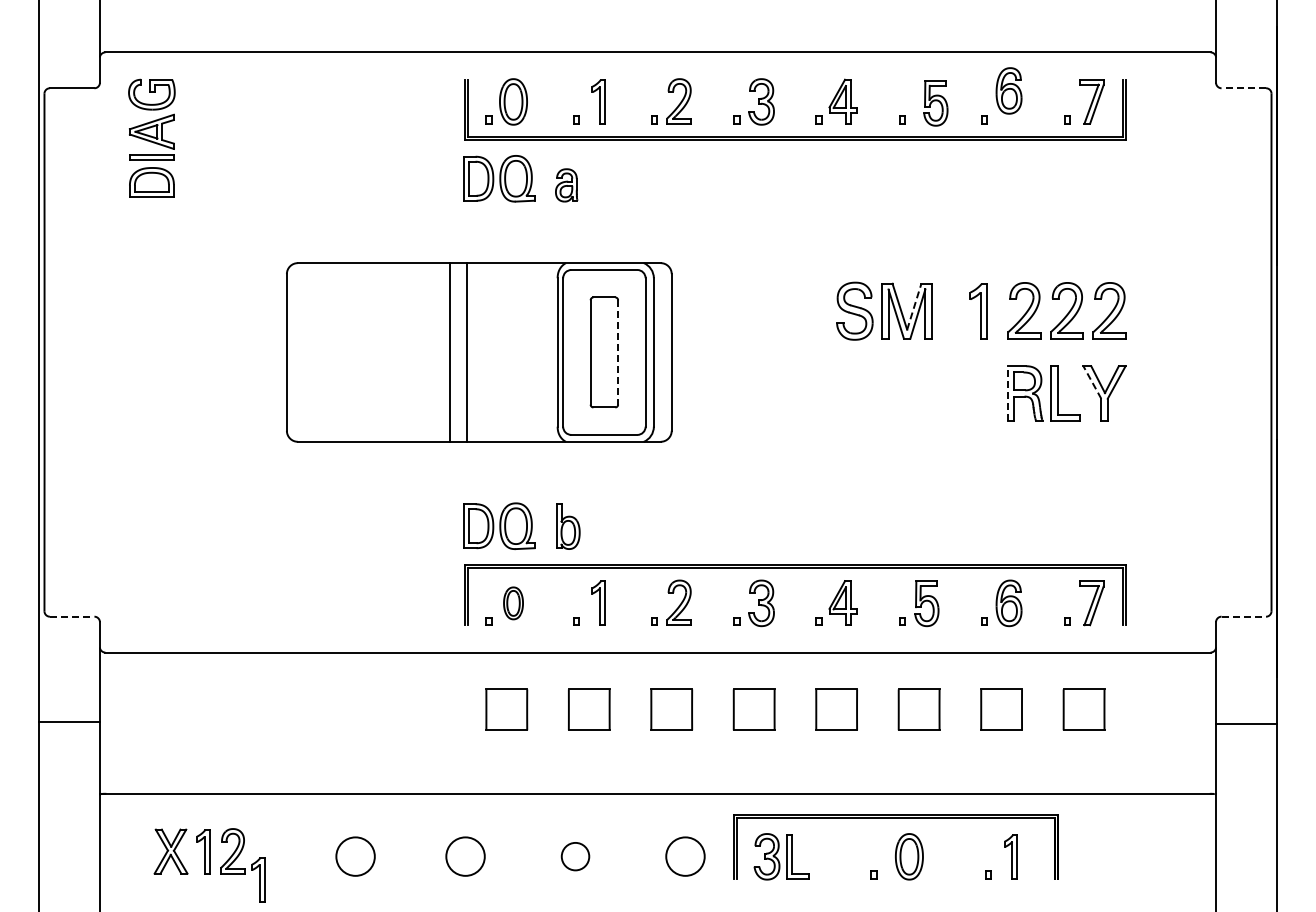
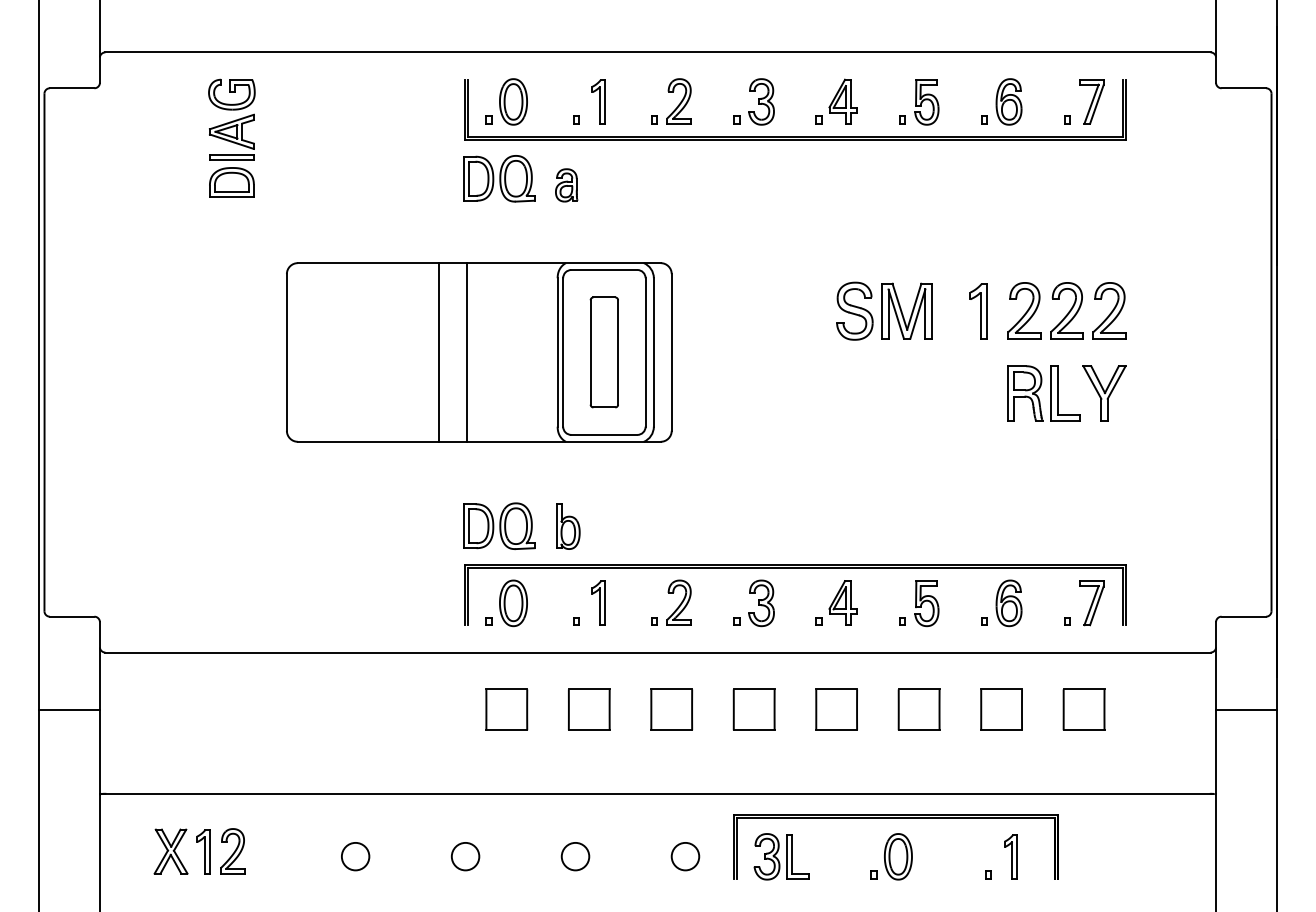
line: dashed -> solid (1243, 88)
part position: (1008, 90) -> (1008, 101) (1008, 101)
part position: (935, 103) -> (926, 102) (926, 102)
part position: (151, 137) -> (231, 137) (231, 137)
line: dashed -> solid (914, 306)
line position: (450, 352) -> (439, 352) (439, 352)
line: dashed -> solid (618, 352)
line: dashed -> solid (1092, 382)
line: dashed -> solid (1007, 393)
part size: 21x35 px -> 29x49 px (513, 603)
line: dashed -> solid (72, 616)
line: dashed -> solid (1244, 616)
line position: (69, 721) -> (69, 709) (69, 709)
line position: (1246, 723) -> (1246, 709) (1246, 709)
circle diameter: 38 px -> 27 px (355, 856)
circle diameter: 38 px -> 27 px (465, 856)
circle diameter: 38 px -> 27 px (685, 856)
part position: (909, 856) -> (898, 856) (898, 856)
part: present -> none (258, 879)
